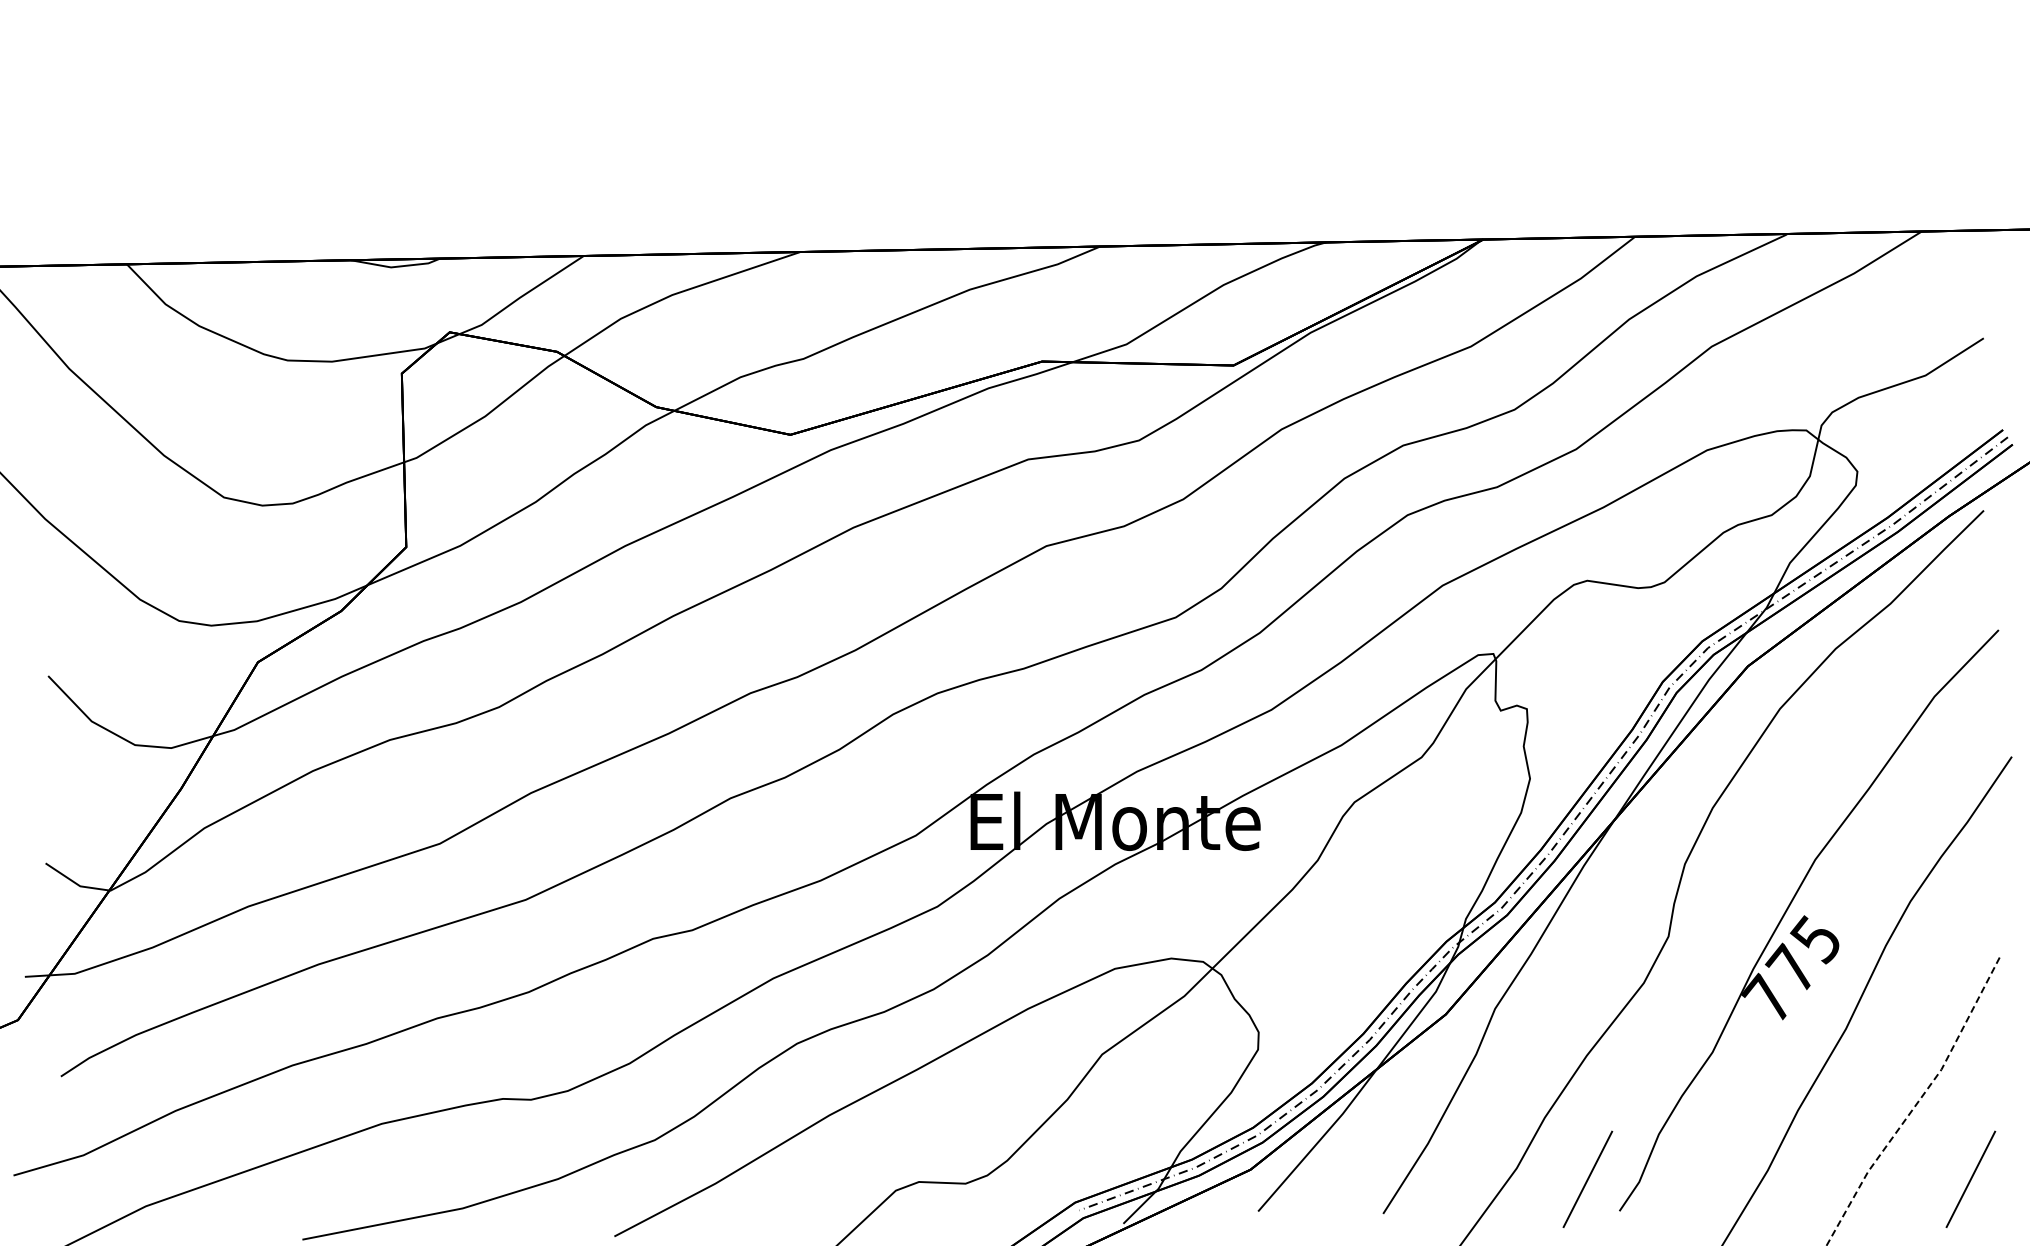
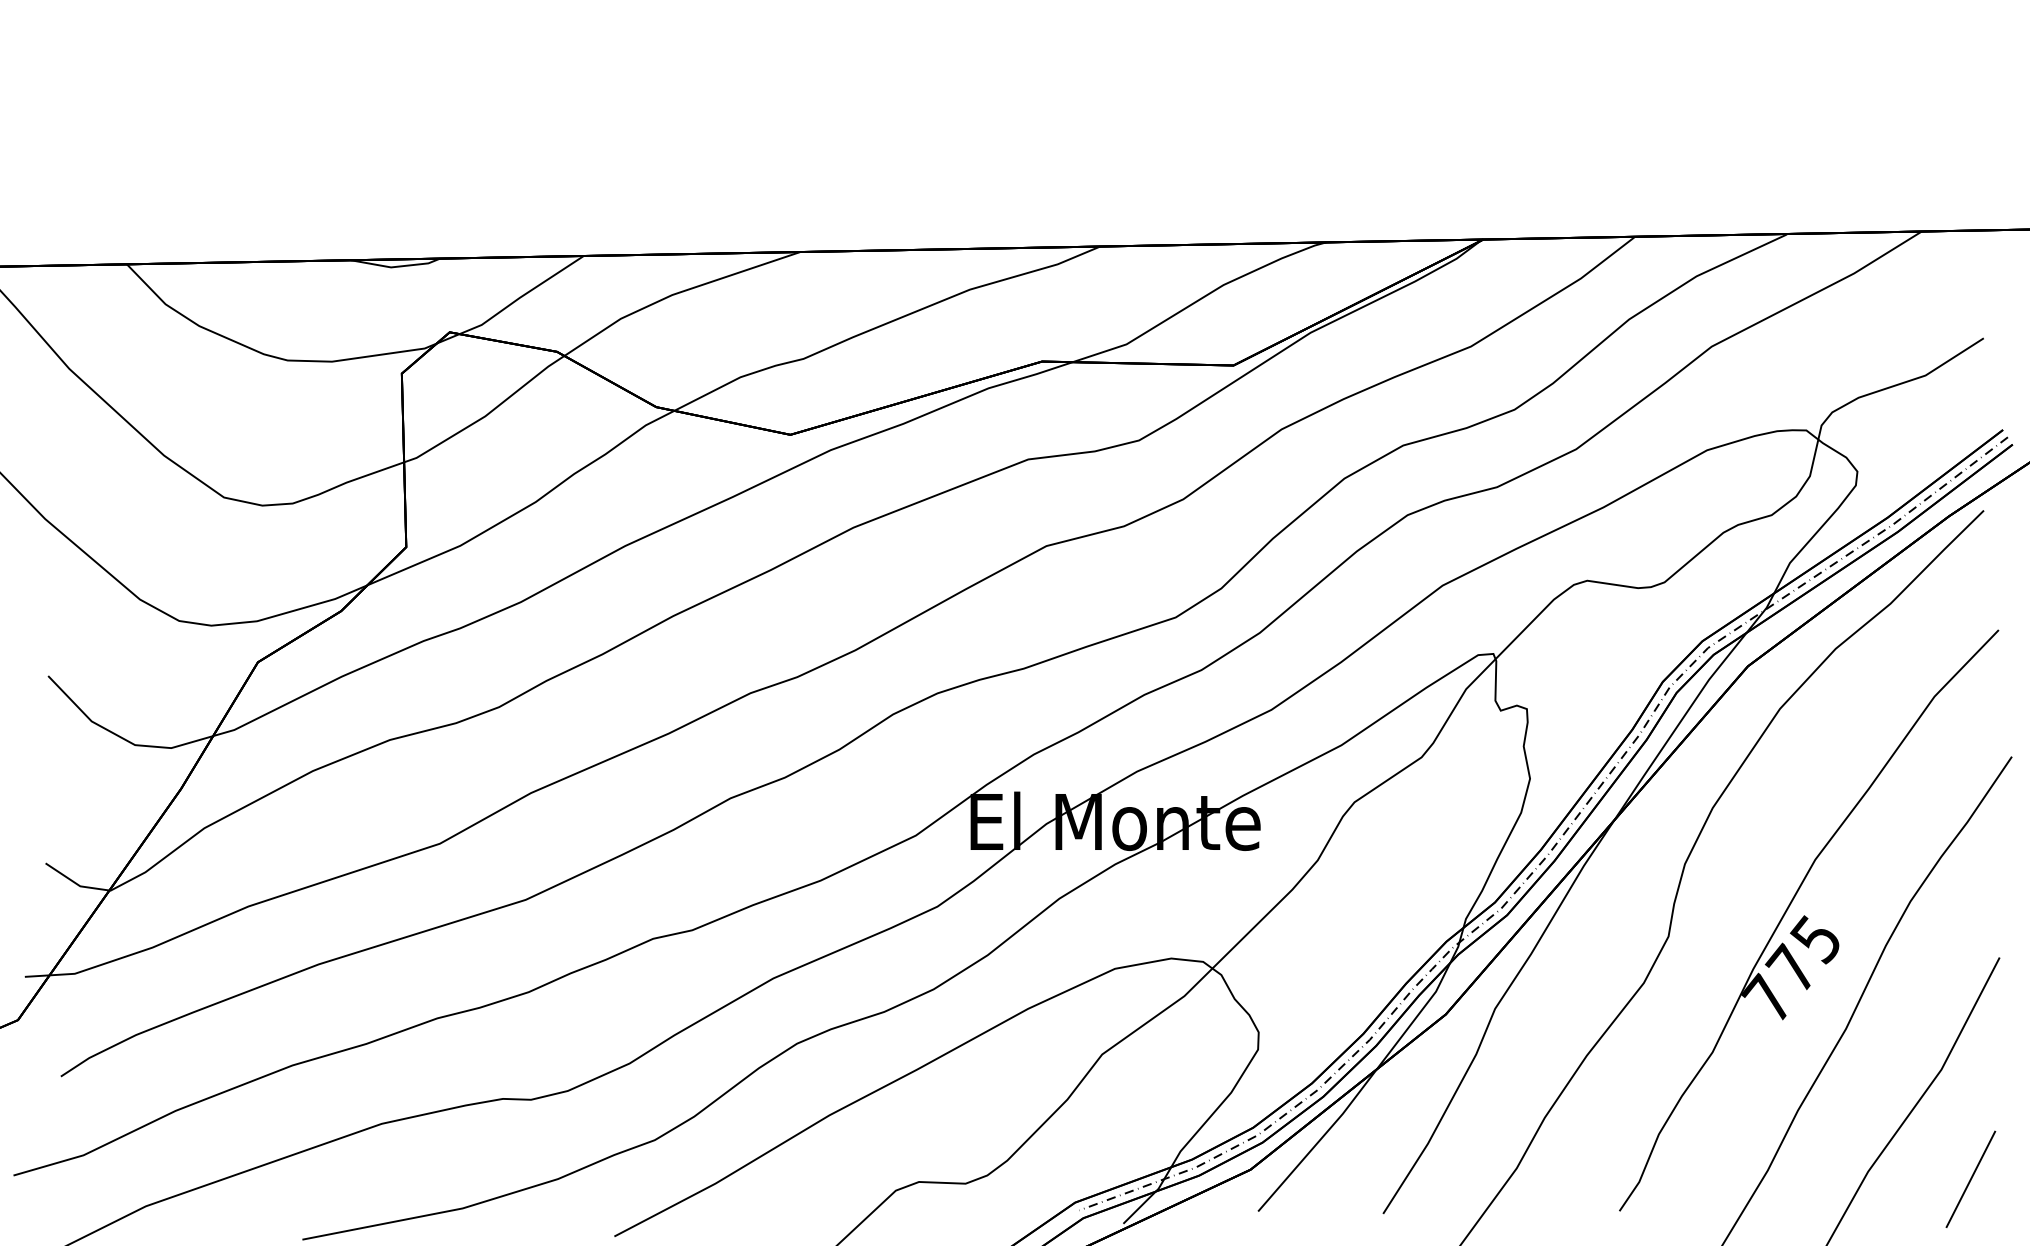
line: dashed -> solid (1917, 1103)
line: present -> none (1587, 1178)
